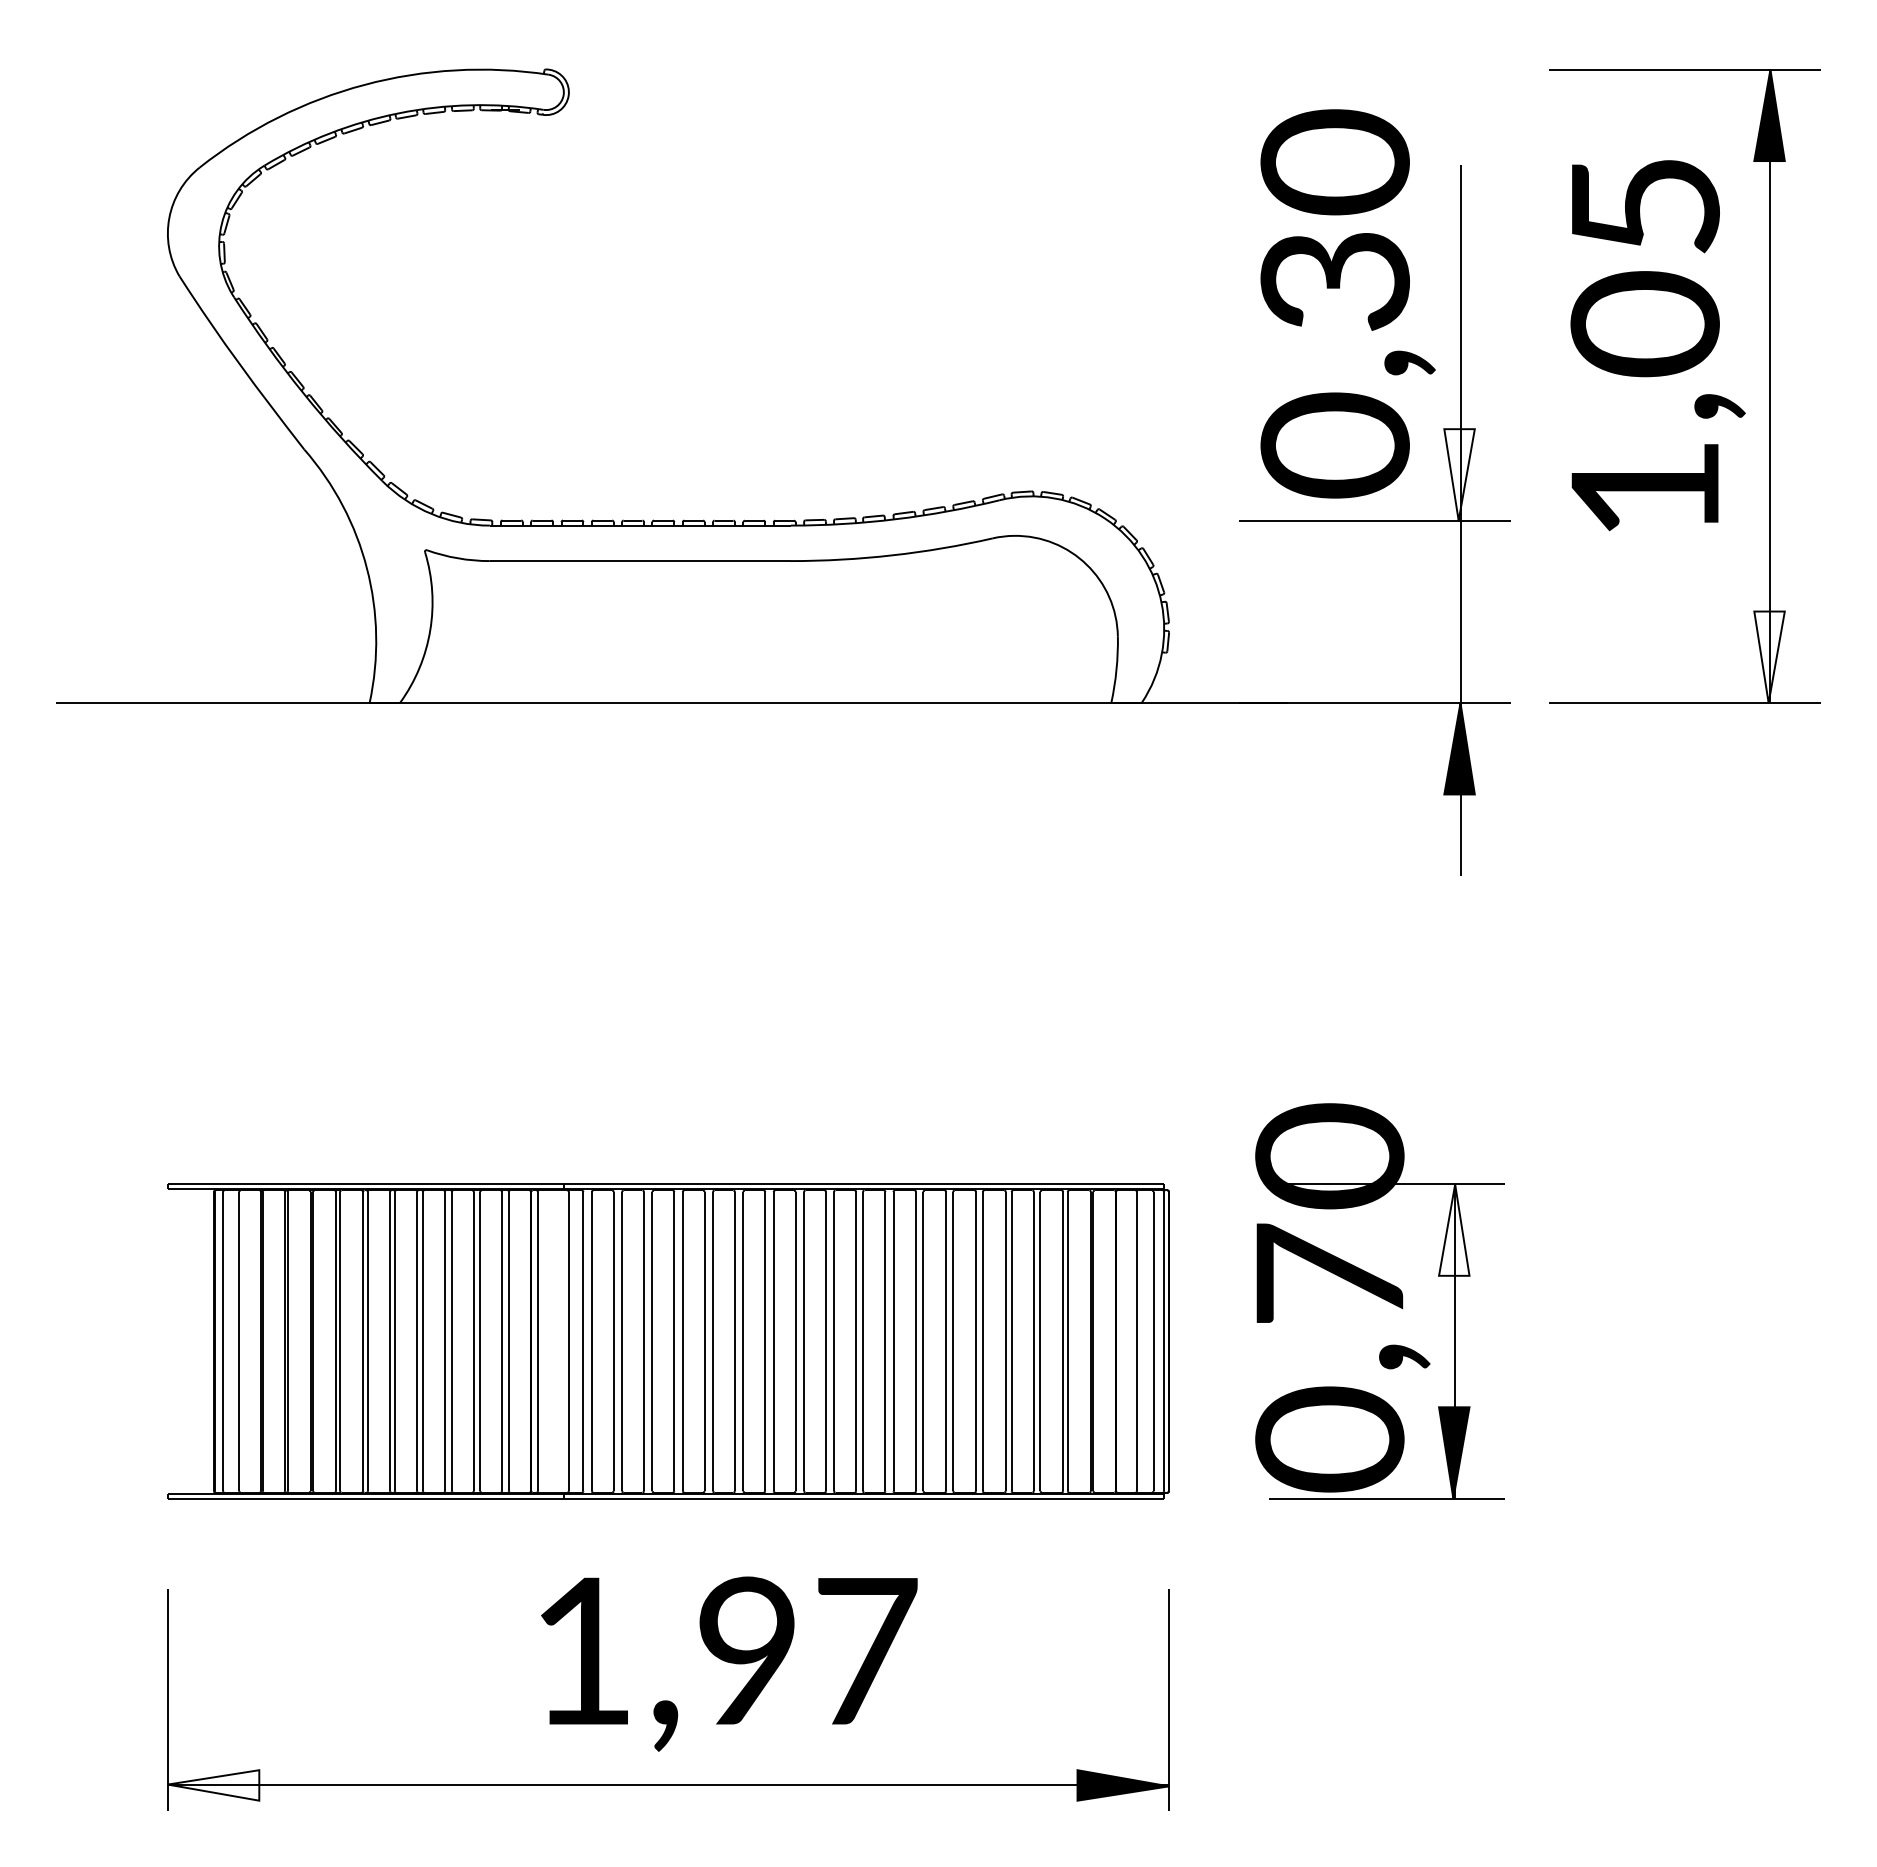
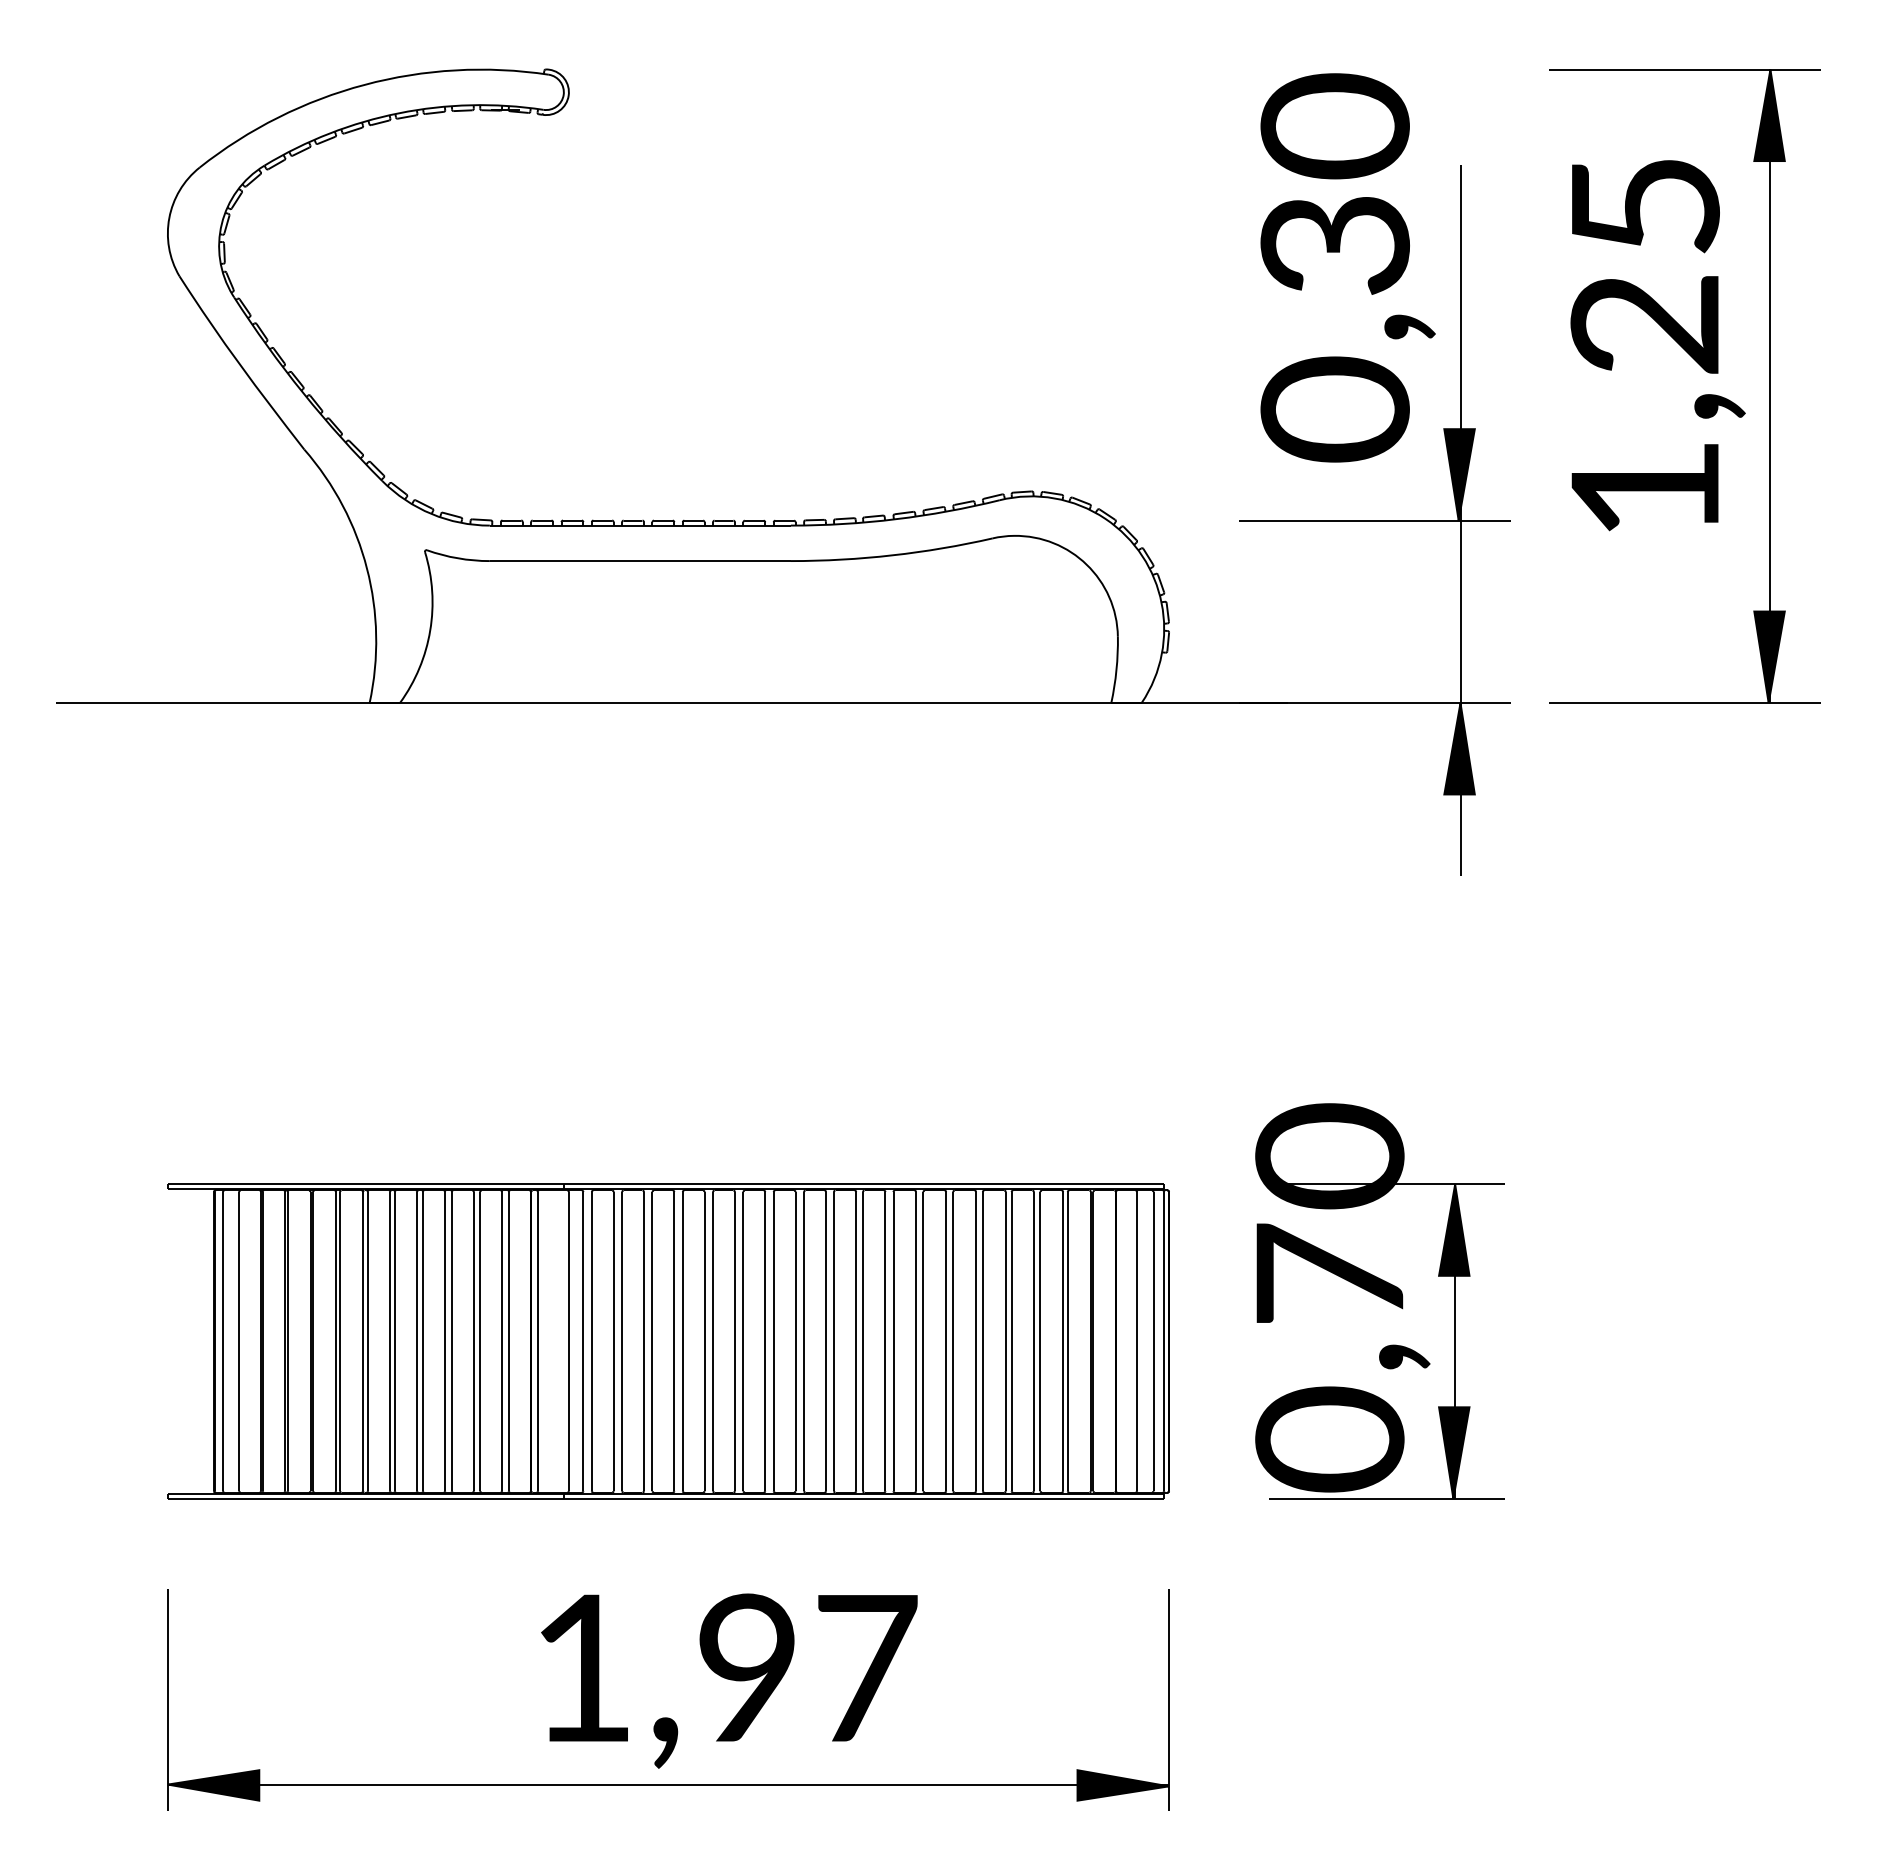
text position: (1347, 303) -> (1347, 267) (1347, 267)
text: 1,05 -> 1,25 (1644, 324)
fill: none -> present (1459, 474)
fill: none -> present (1769, 657)
fill: none -> present (1454, 1229)
text position: (729, 1663) -> (729, 1680) (729, 1680)
fill: none -> present (213, 1785)
